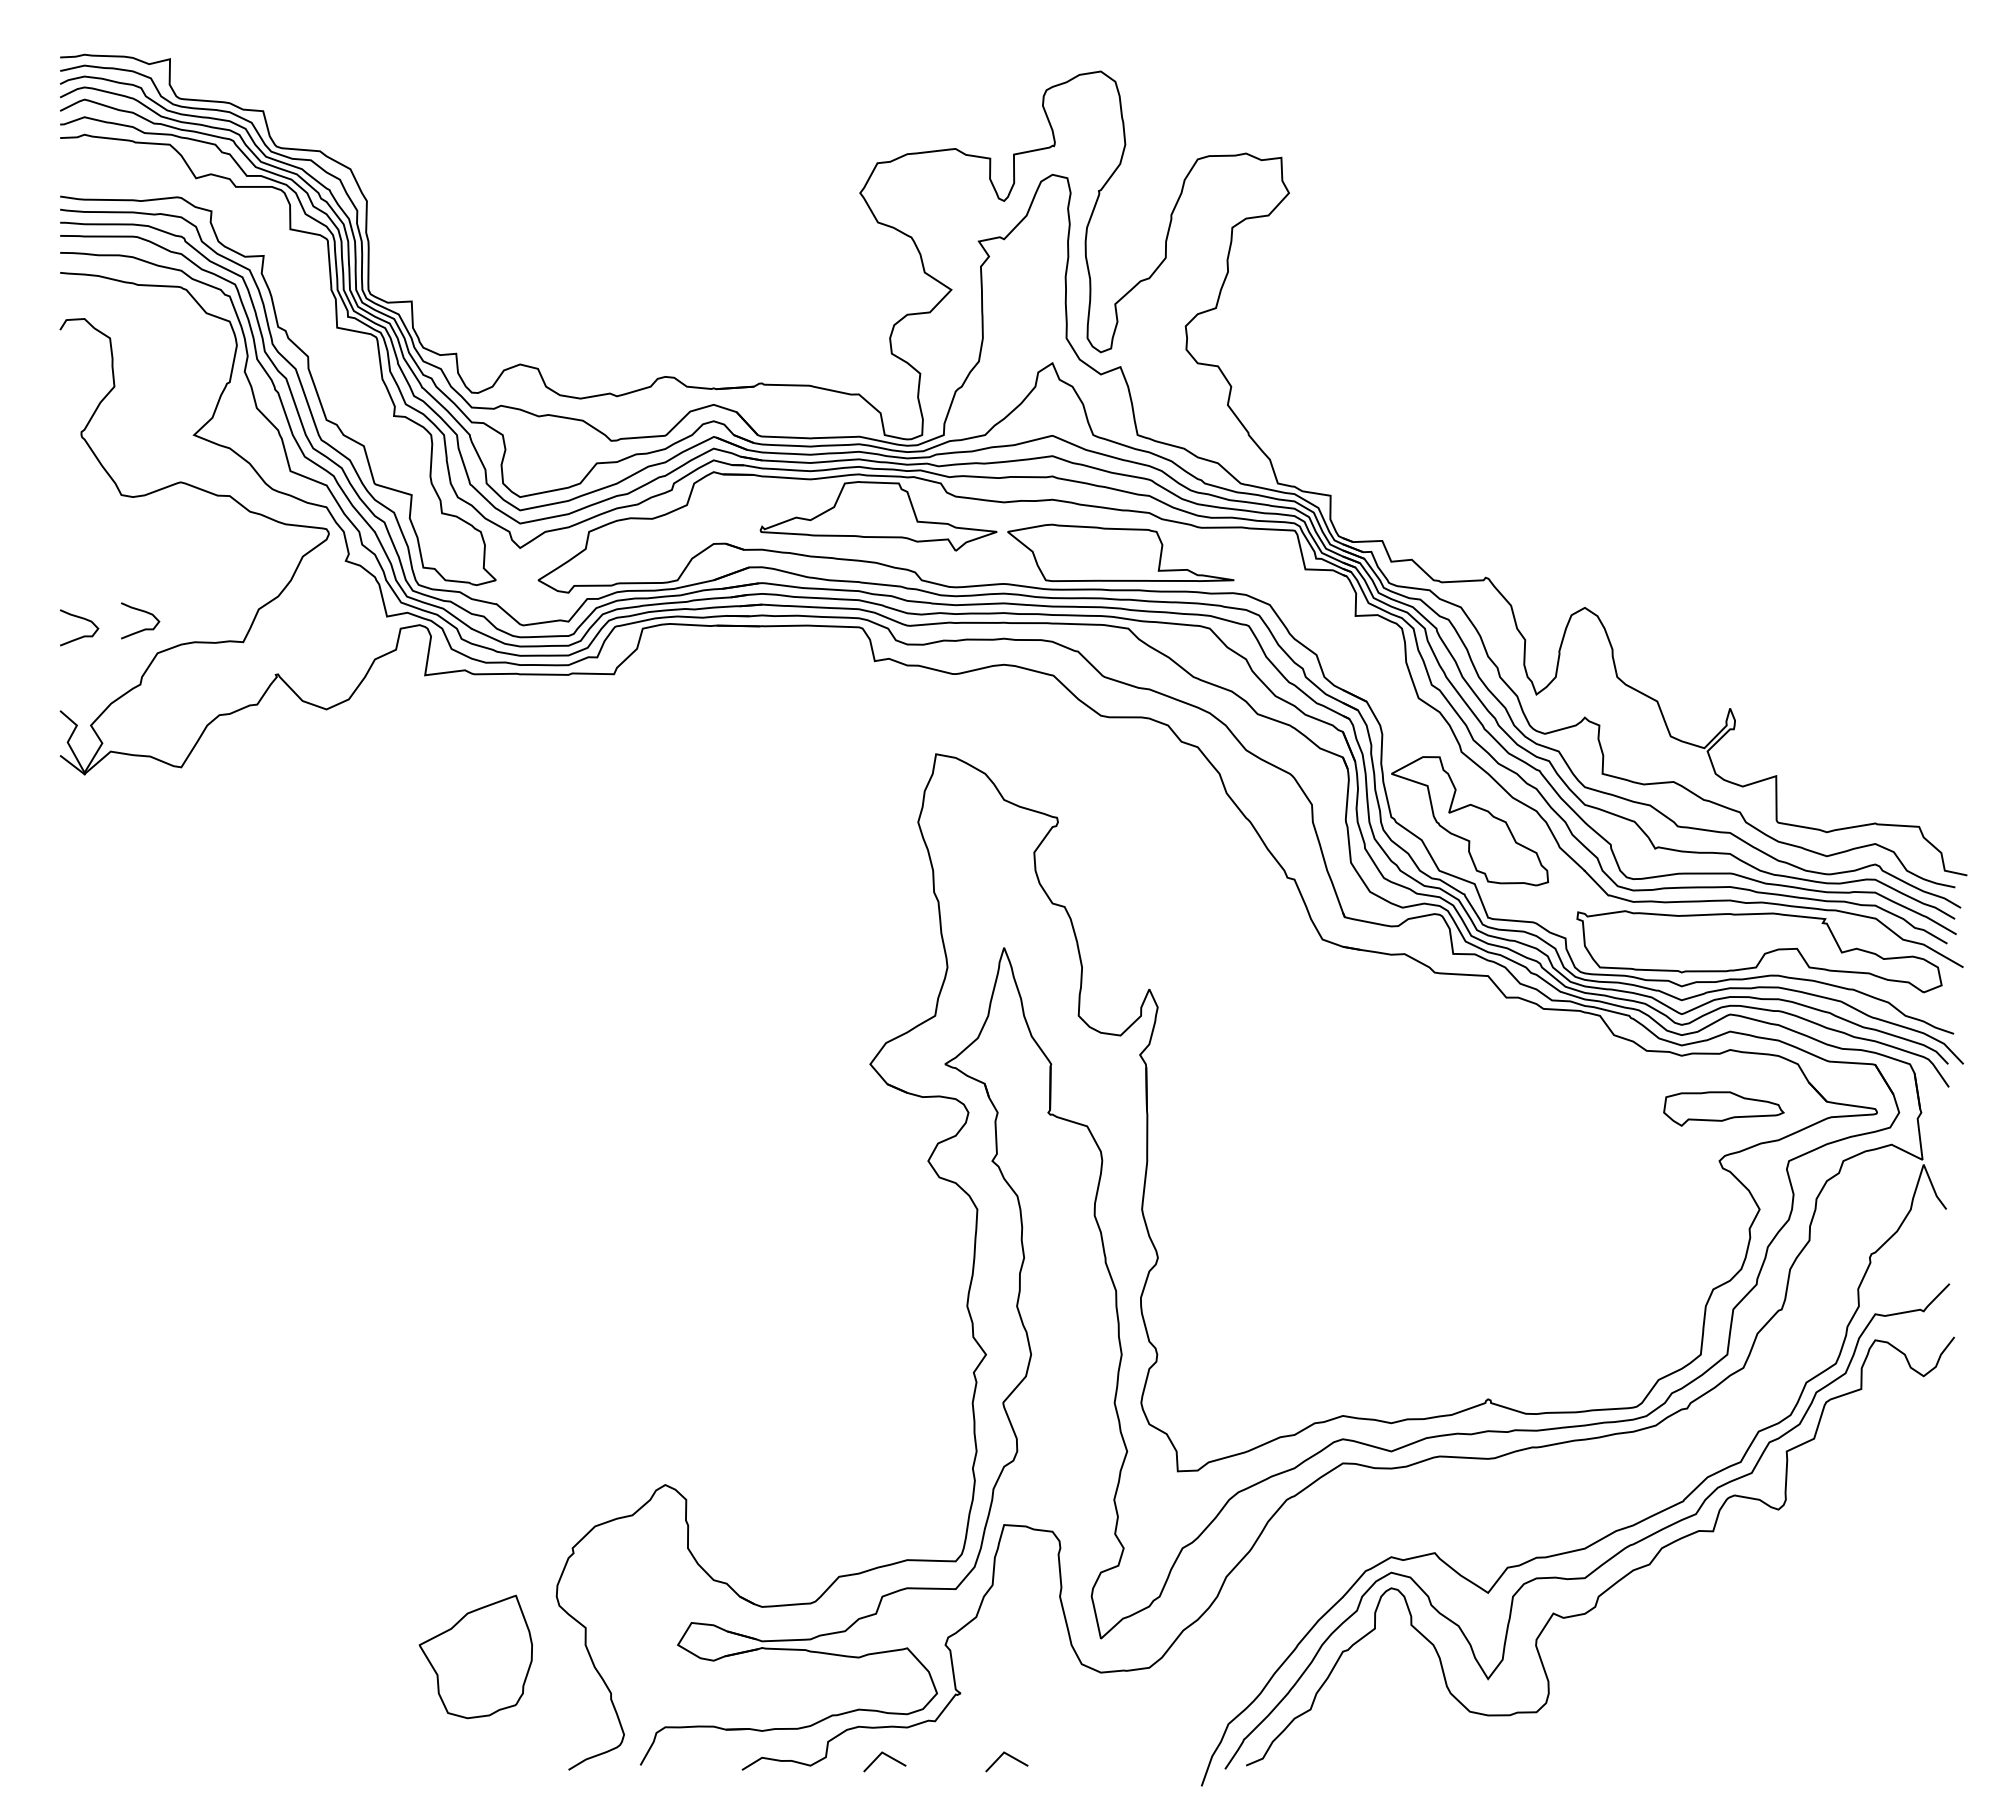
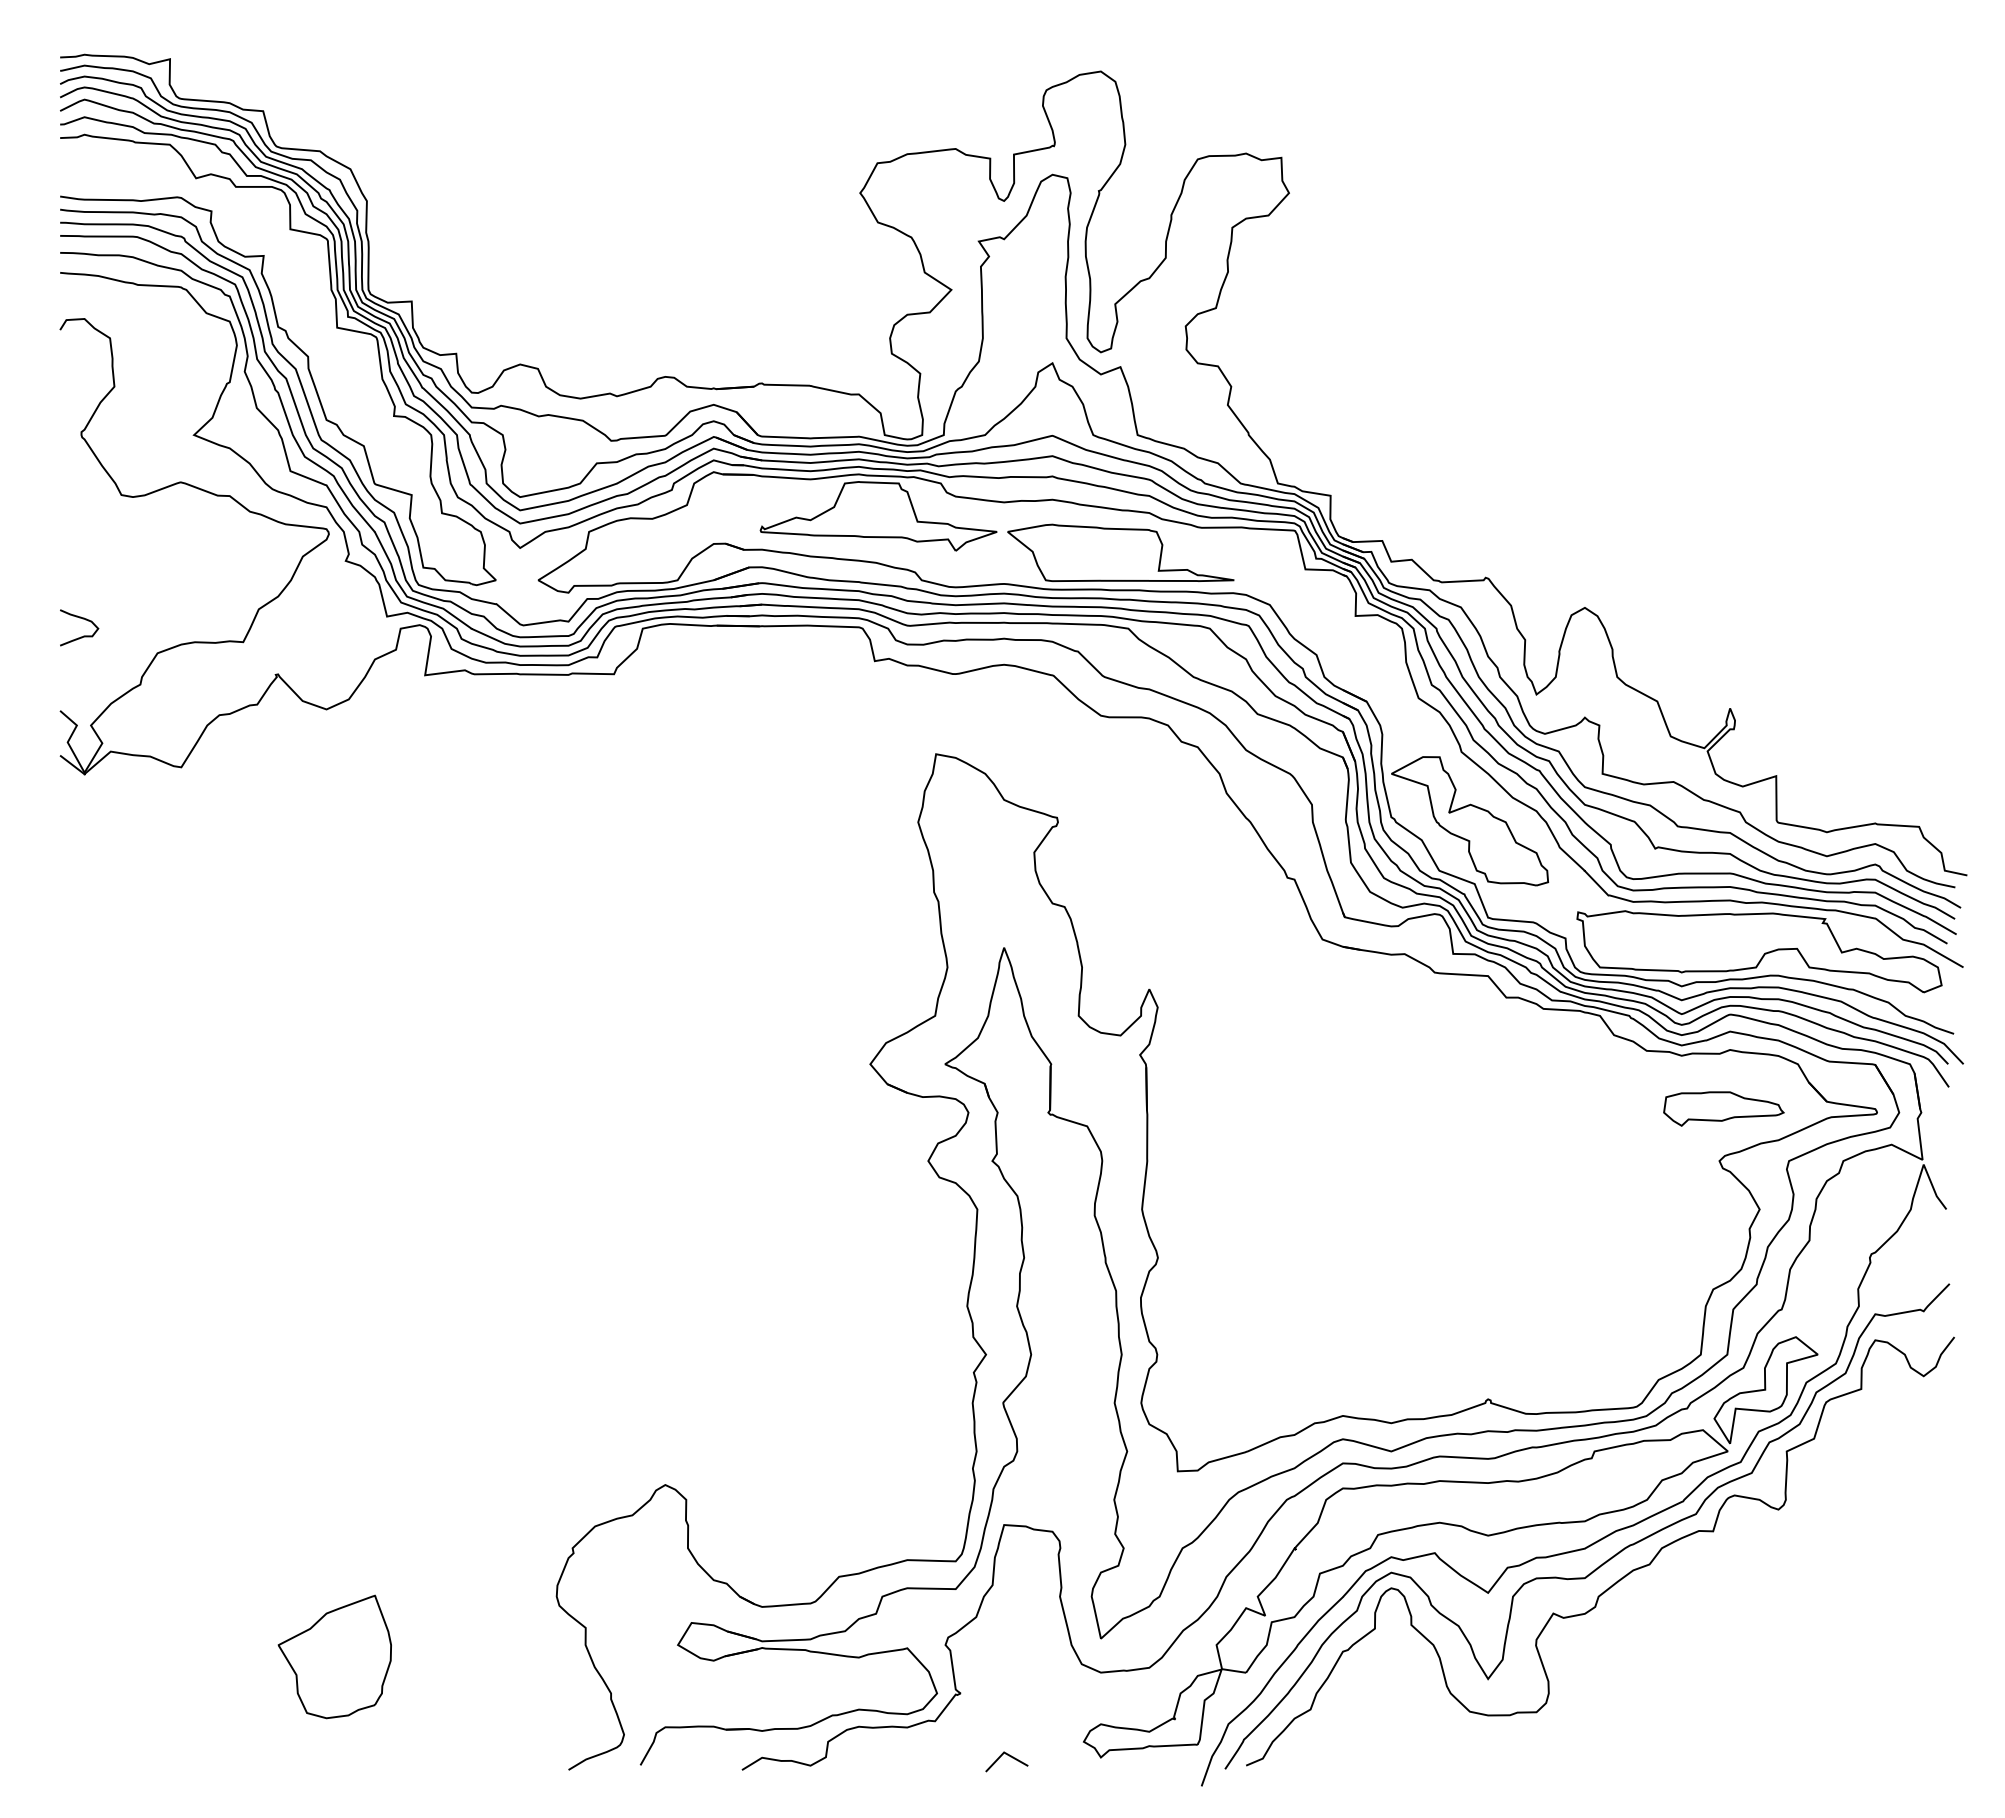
curve: present -> none (143, 612)
part: none -> present (1454, 1526)
part position: (475, 1656) -> (334, 1656) (334, 1656)
line: present -> none (888, 1757)
